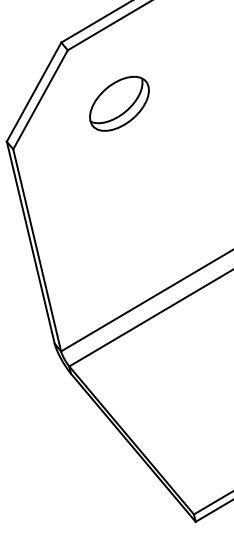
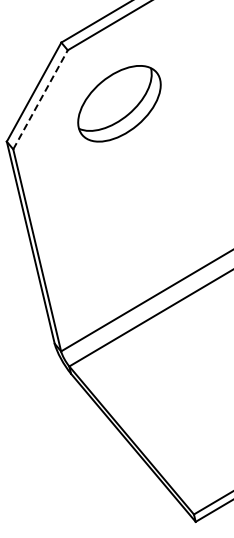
line: solid -> dashed (40, 99)
part size: 61x56 px -> 85x78 px (119, 103)
